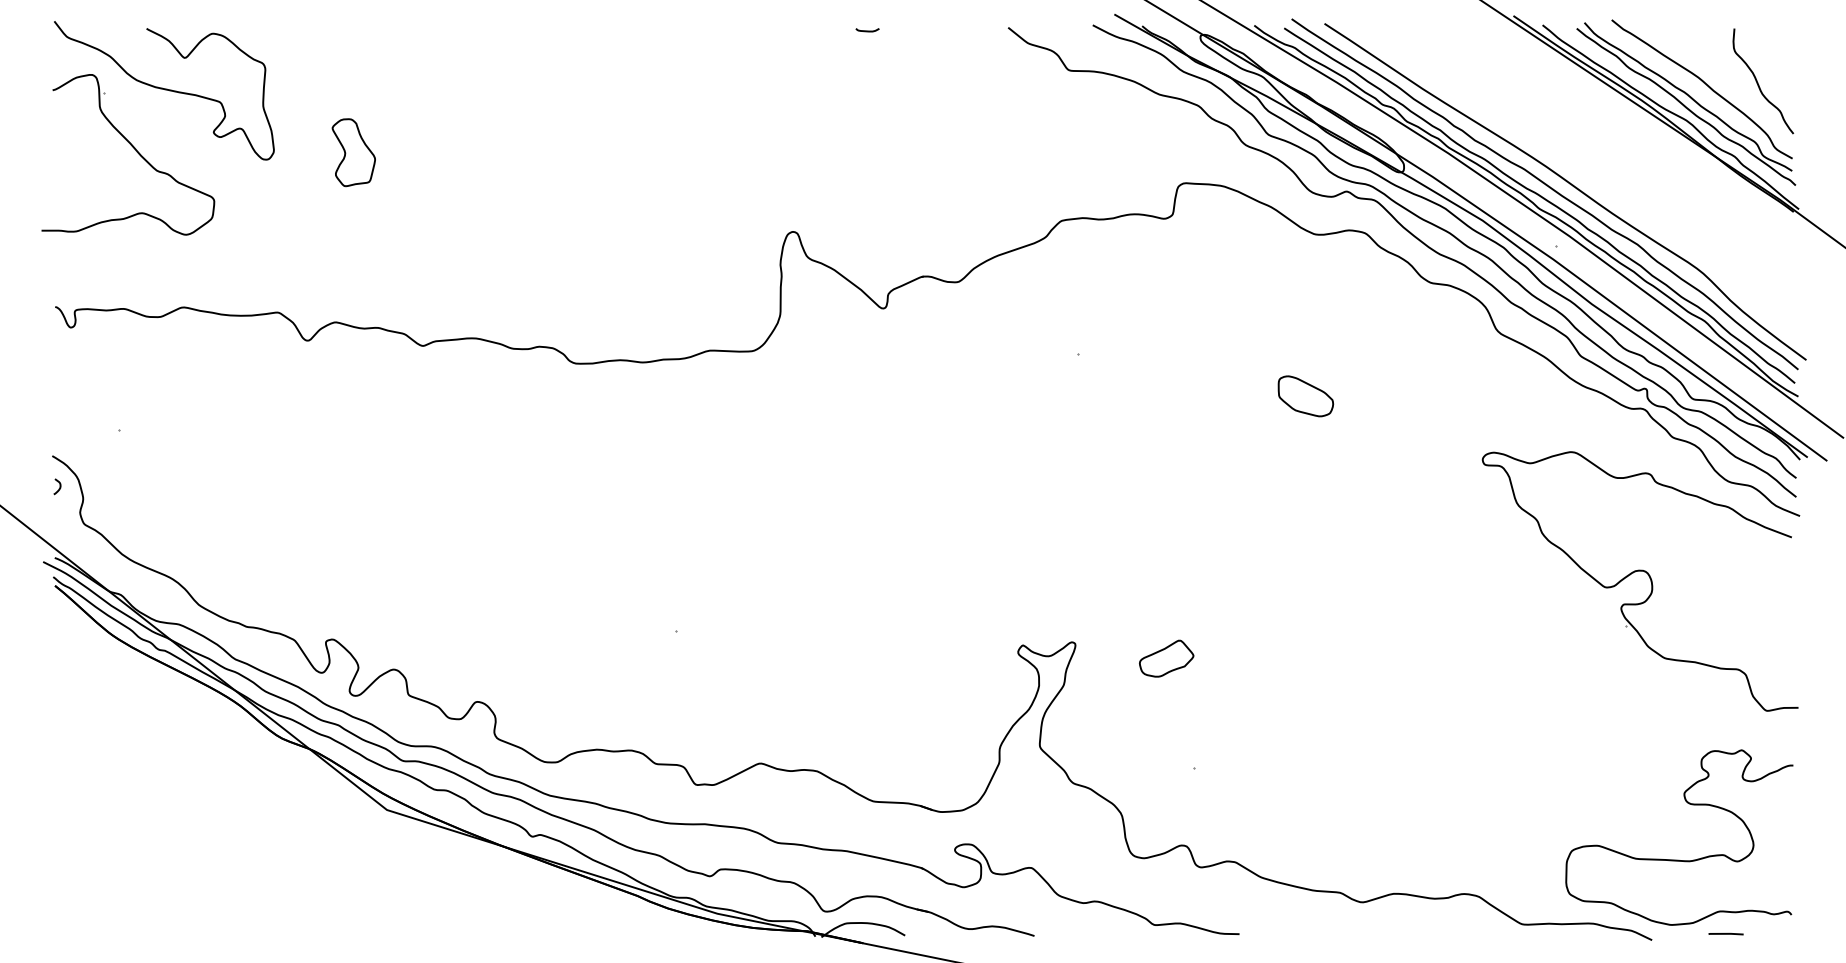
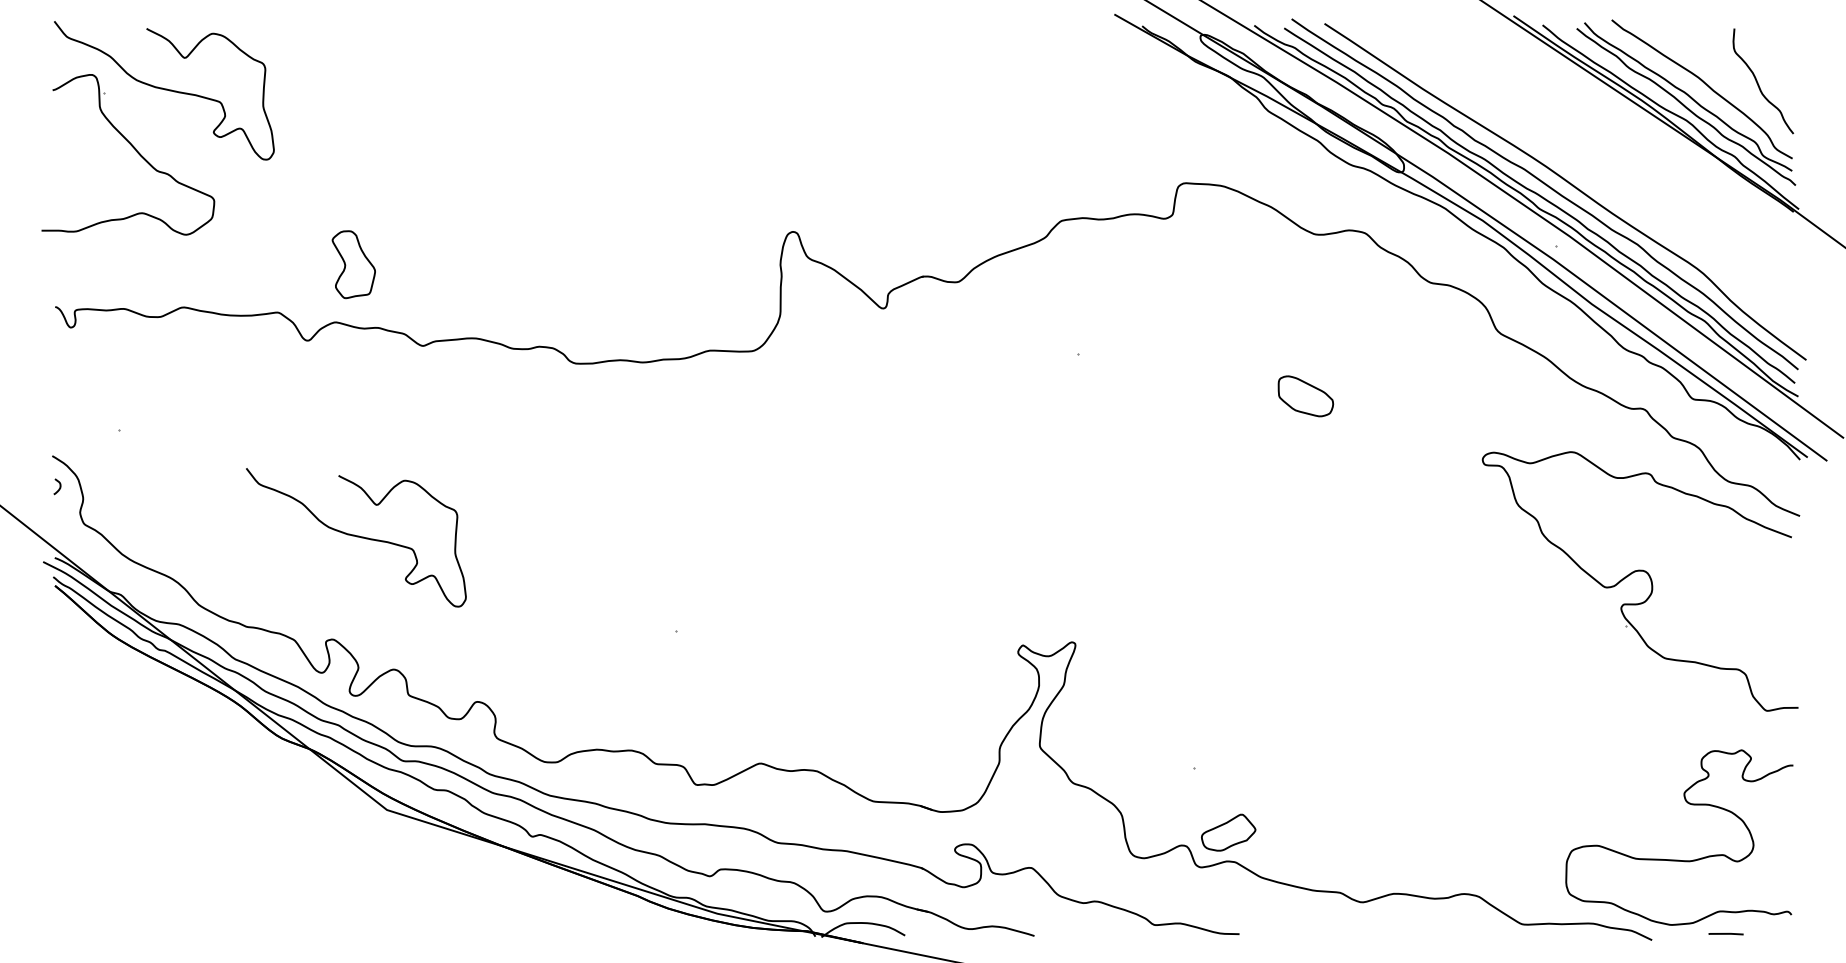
curve: present -> none (867, 30)
part position: (353, 152) -> (353, 264) (353, 264)
part: present -> none (1416, 239)
curve: none -> present (356, 537)
part position: (1166, 658) -> (1228, 832) (1228, 832)
